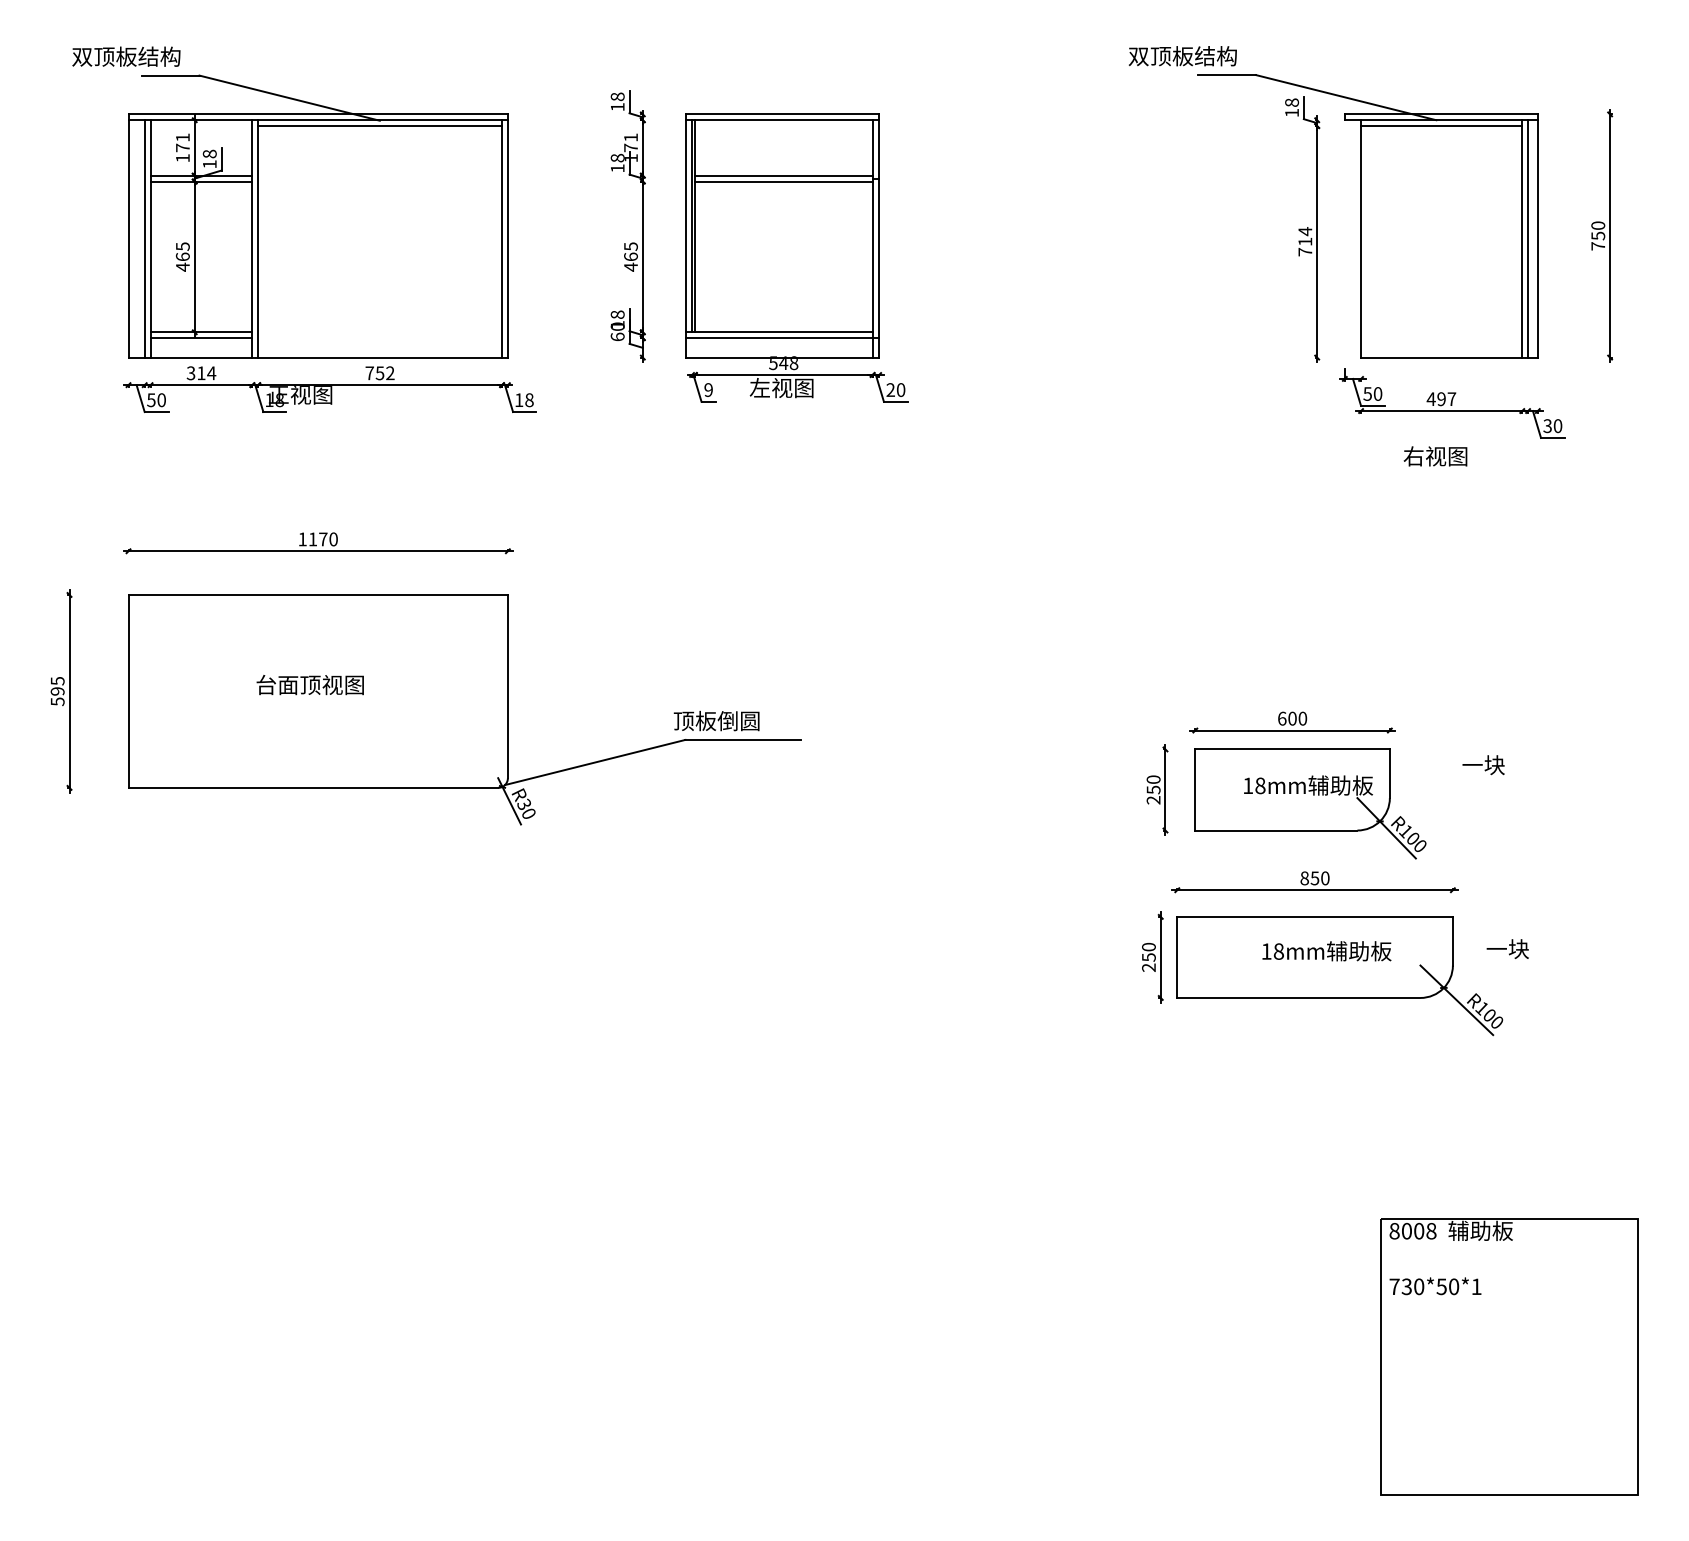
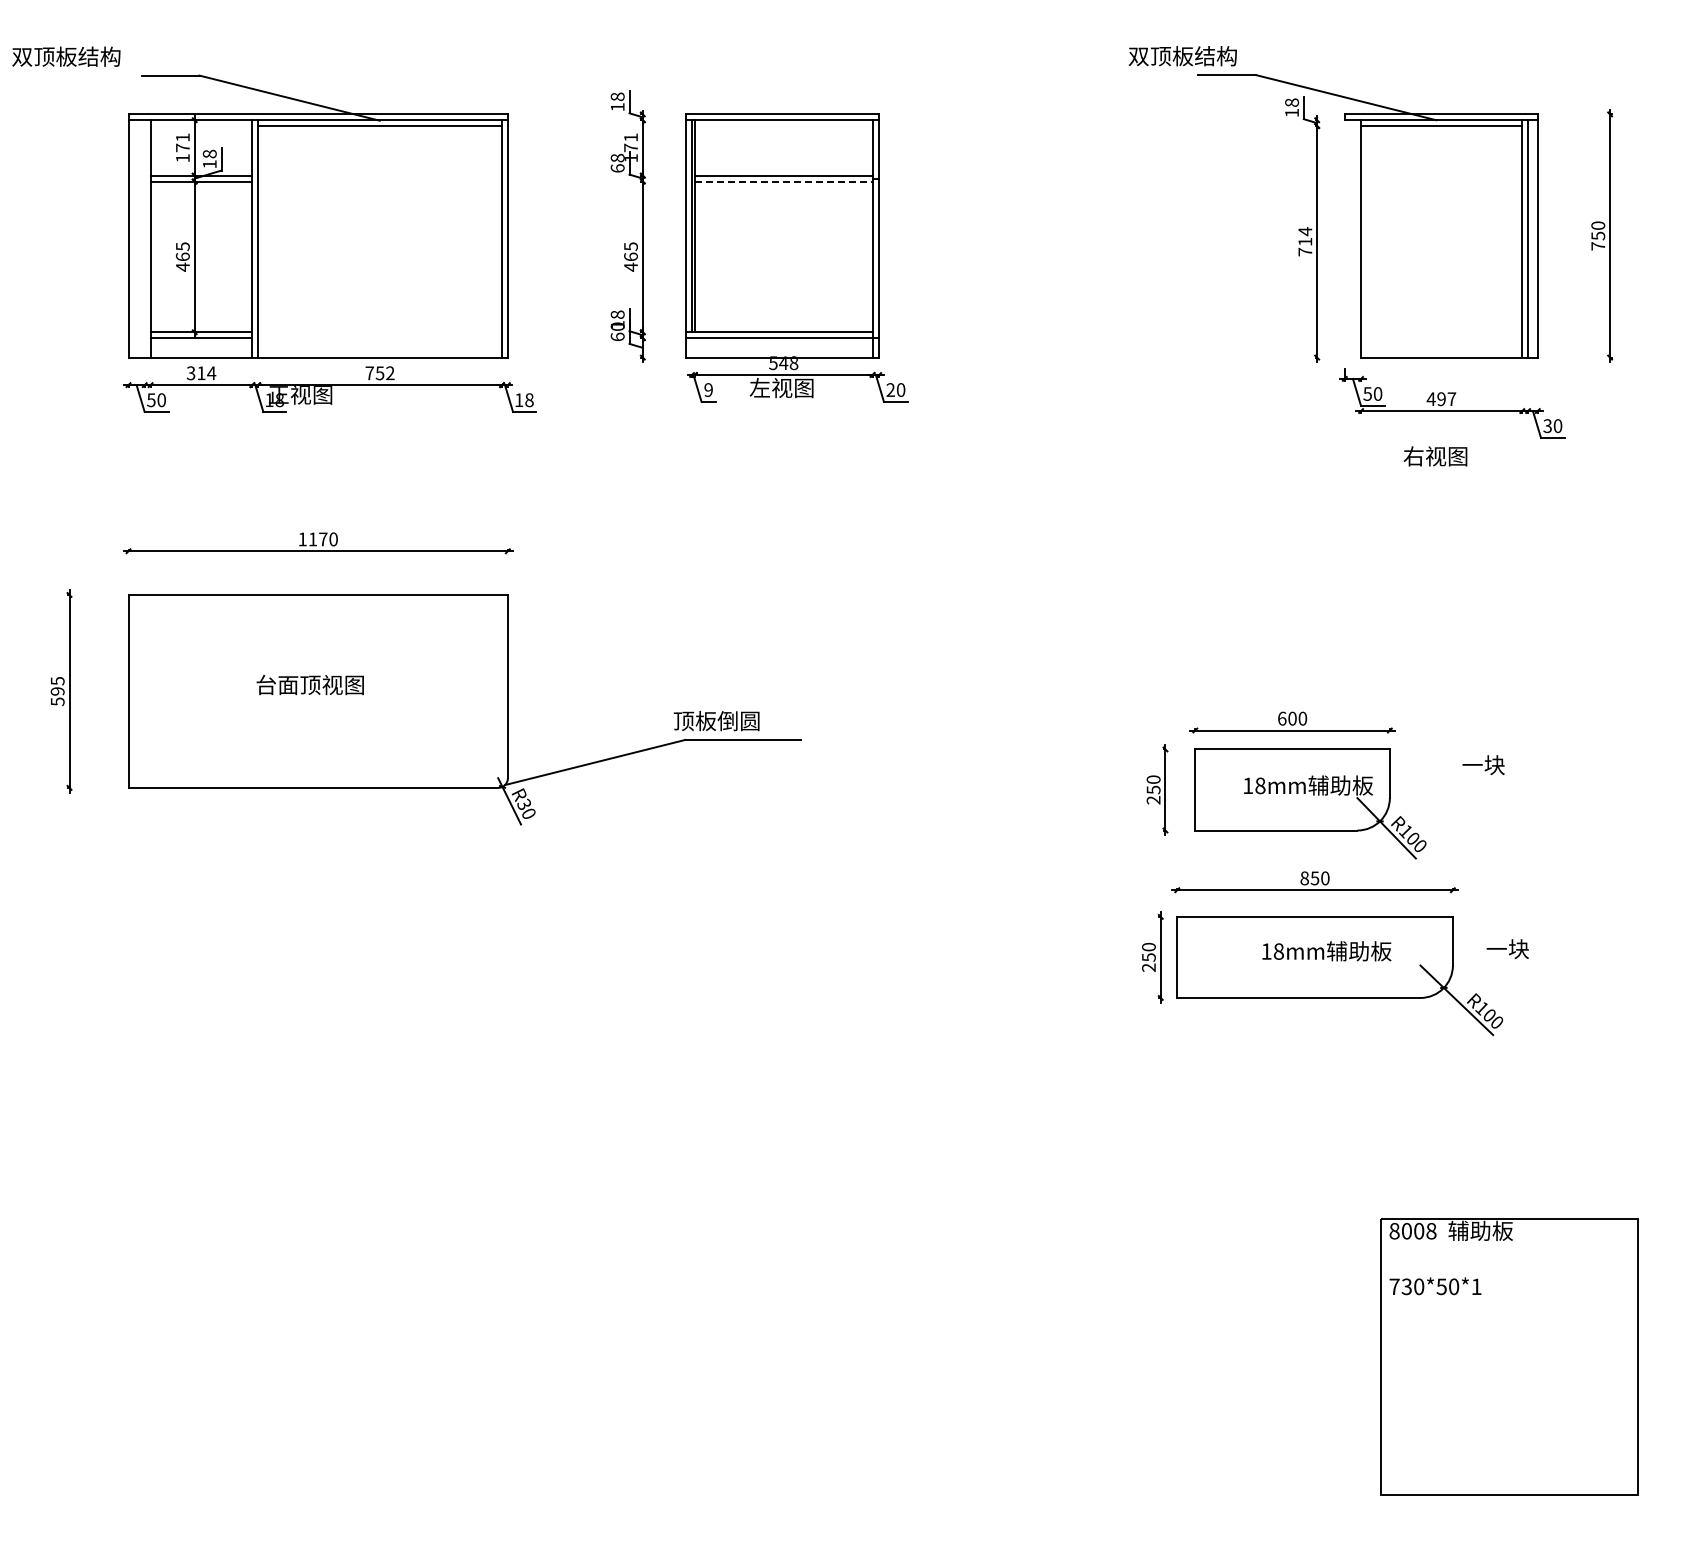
text position: (126, 56) -> (66, 56) (66, 56)
text: 18 -> 68 (617, 168)
line: solid -> dashed (783, 181)
line: present -> none (144, 238)
